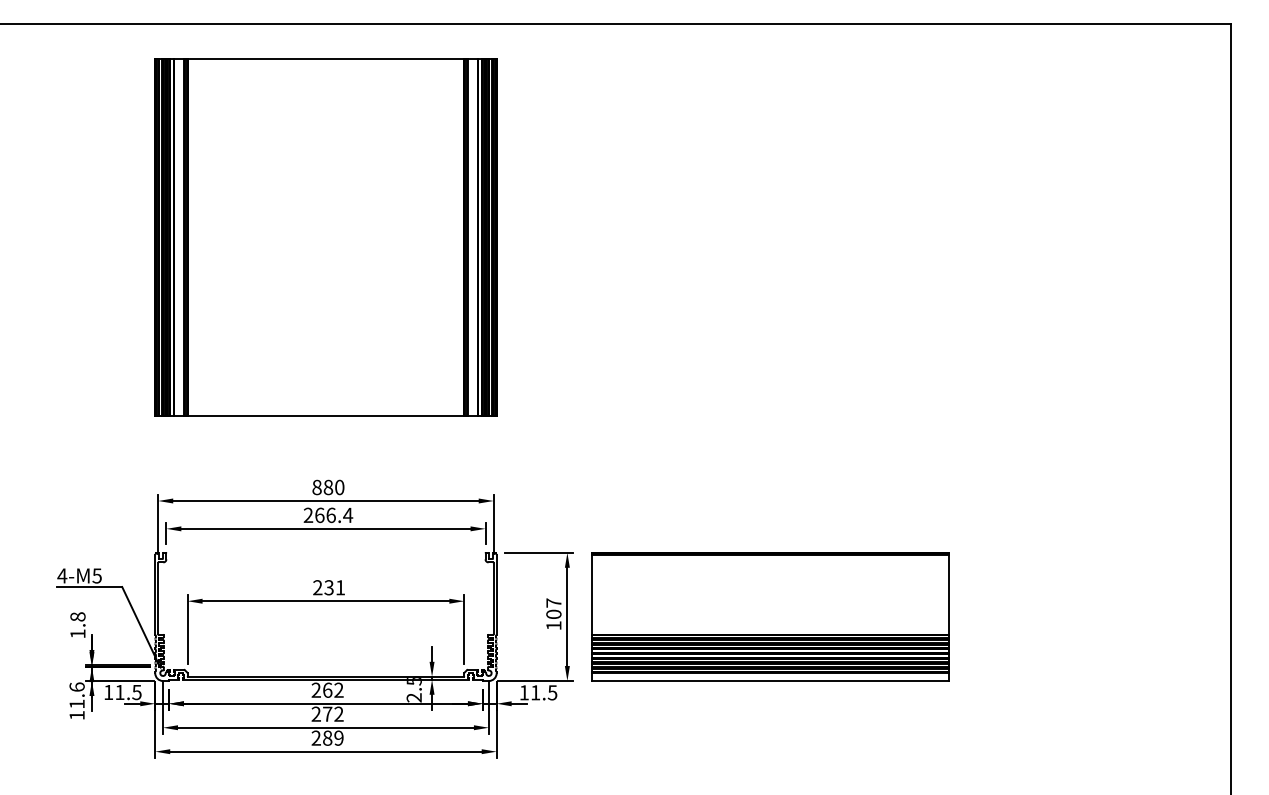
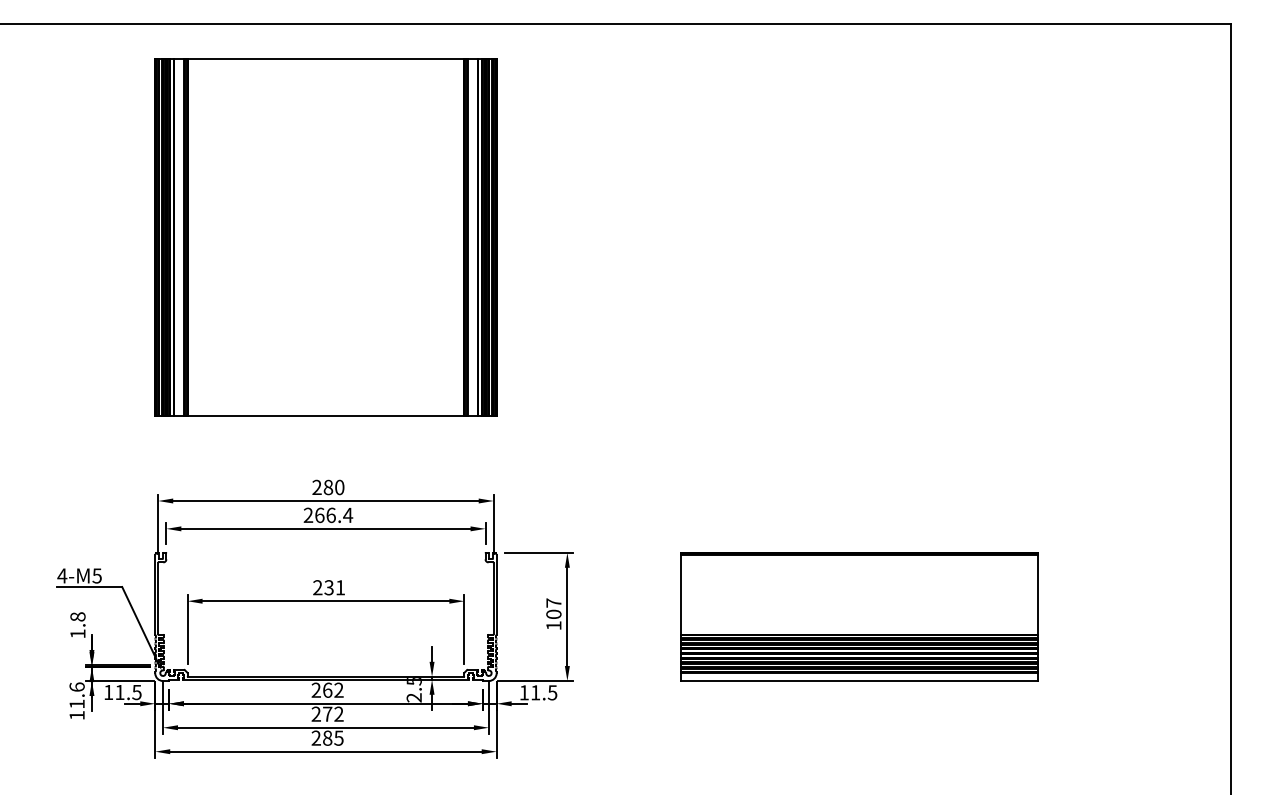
text: 880 -> 280 (316, 487)
part position: (770, 616) -> (859, 616) (859, 616)
text: 289 -> 285 (338, 737)
